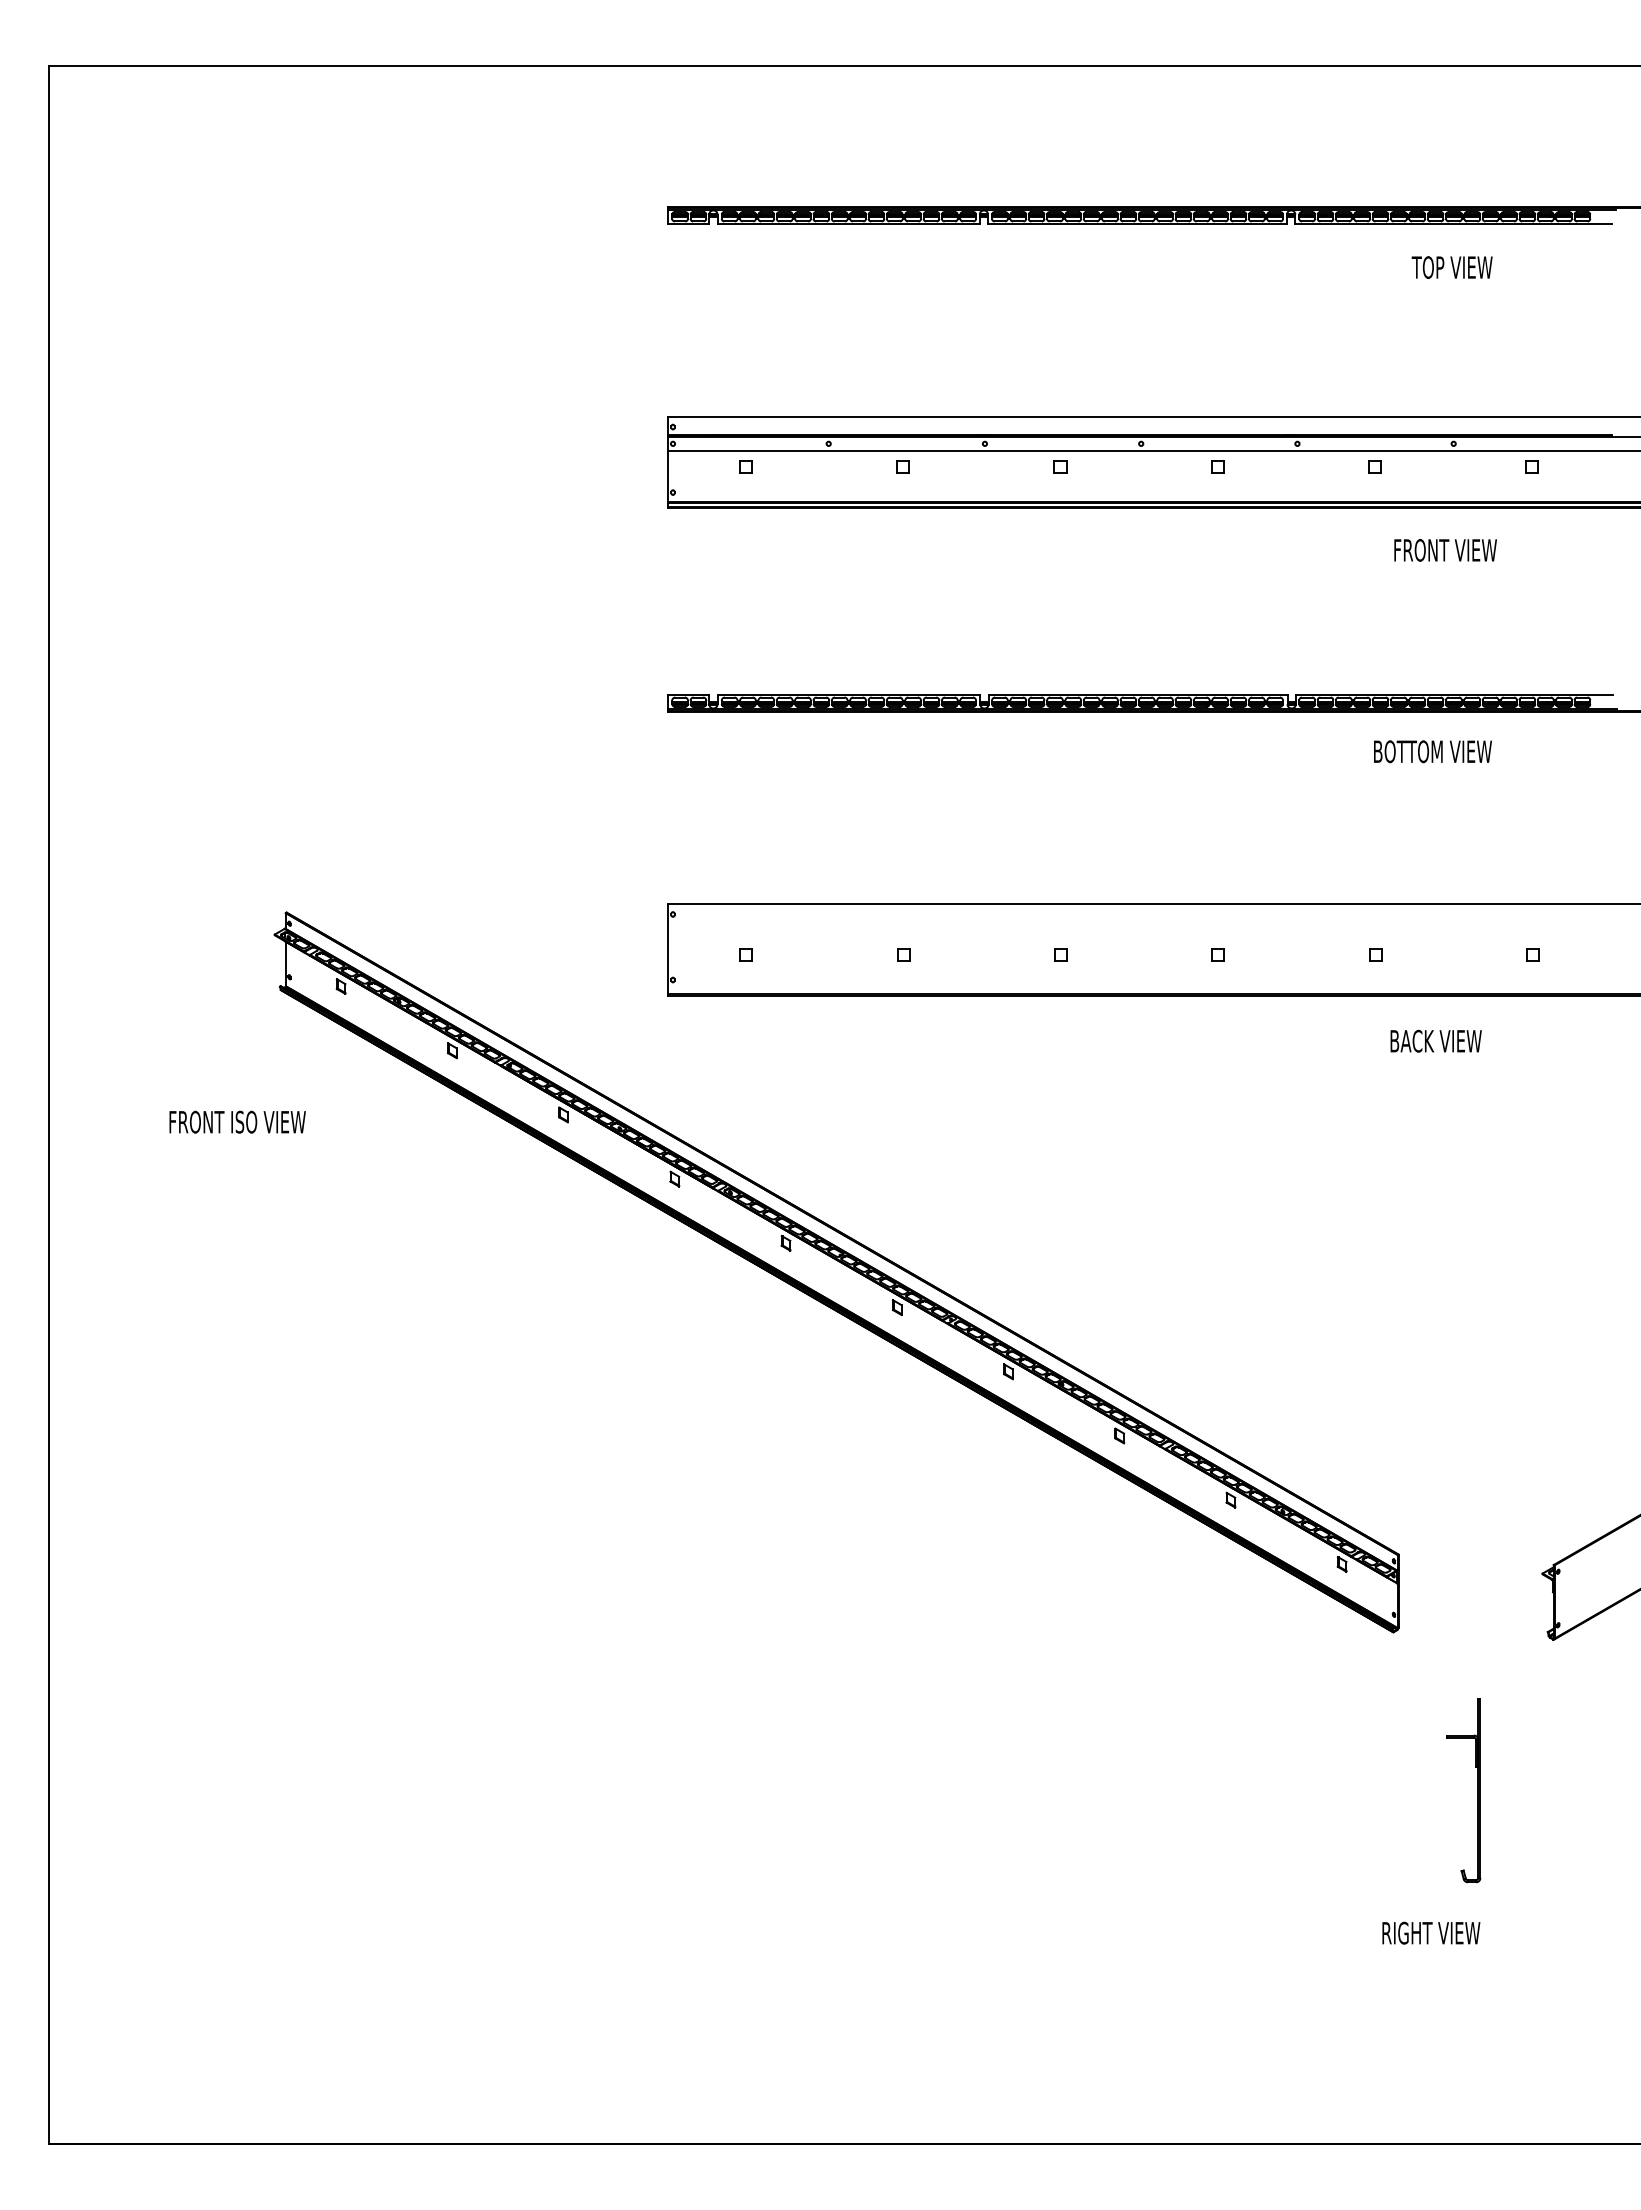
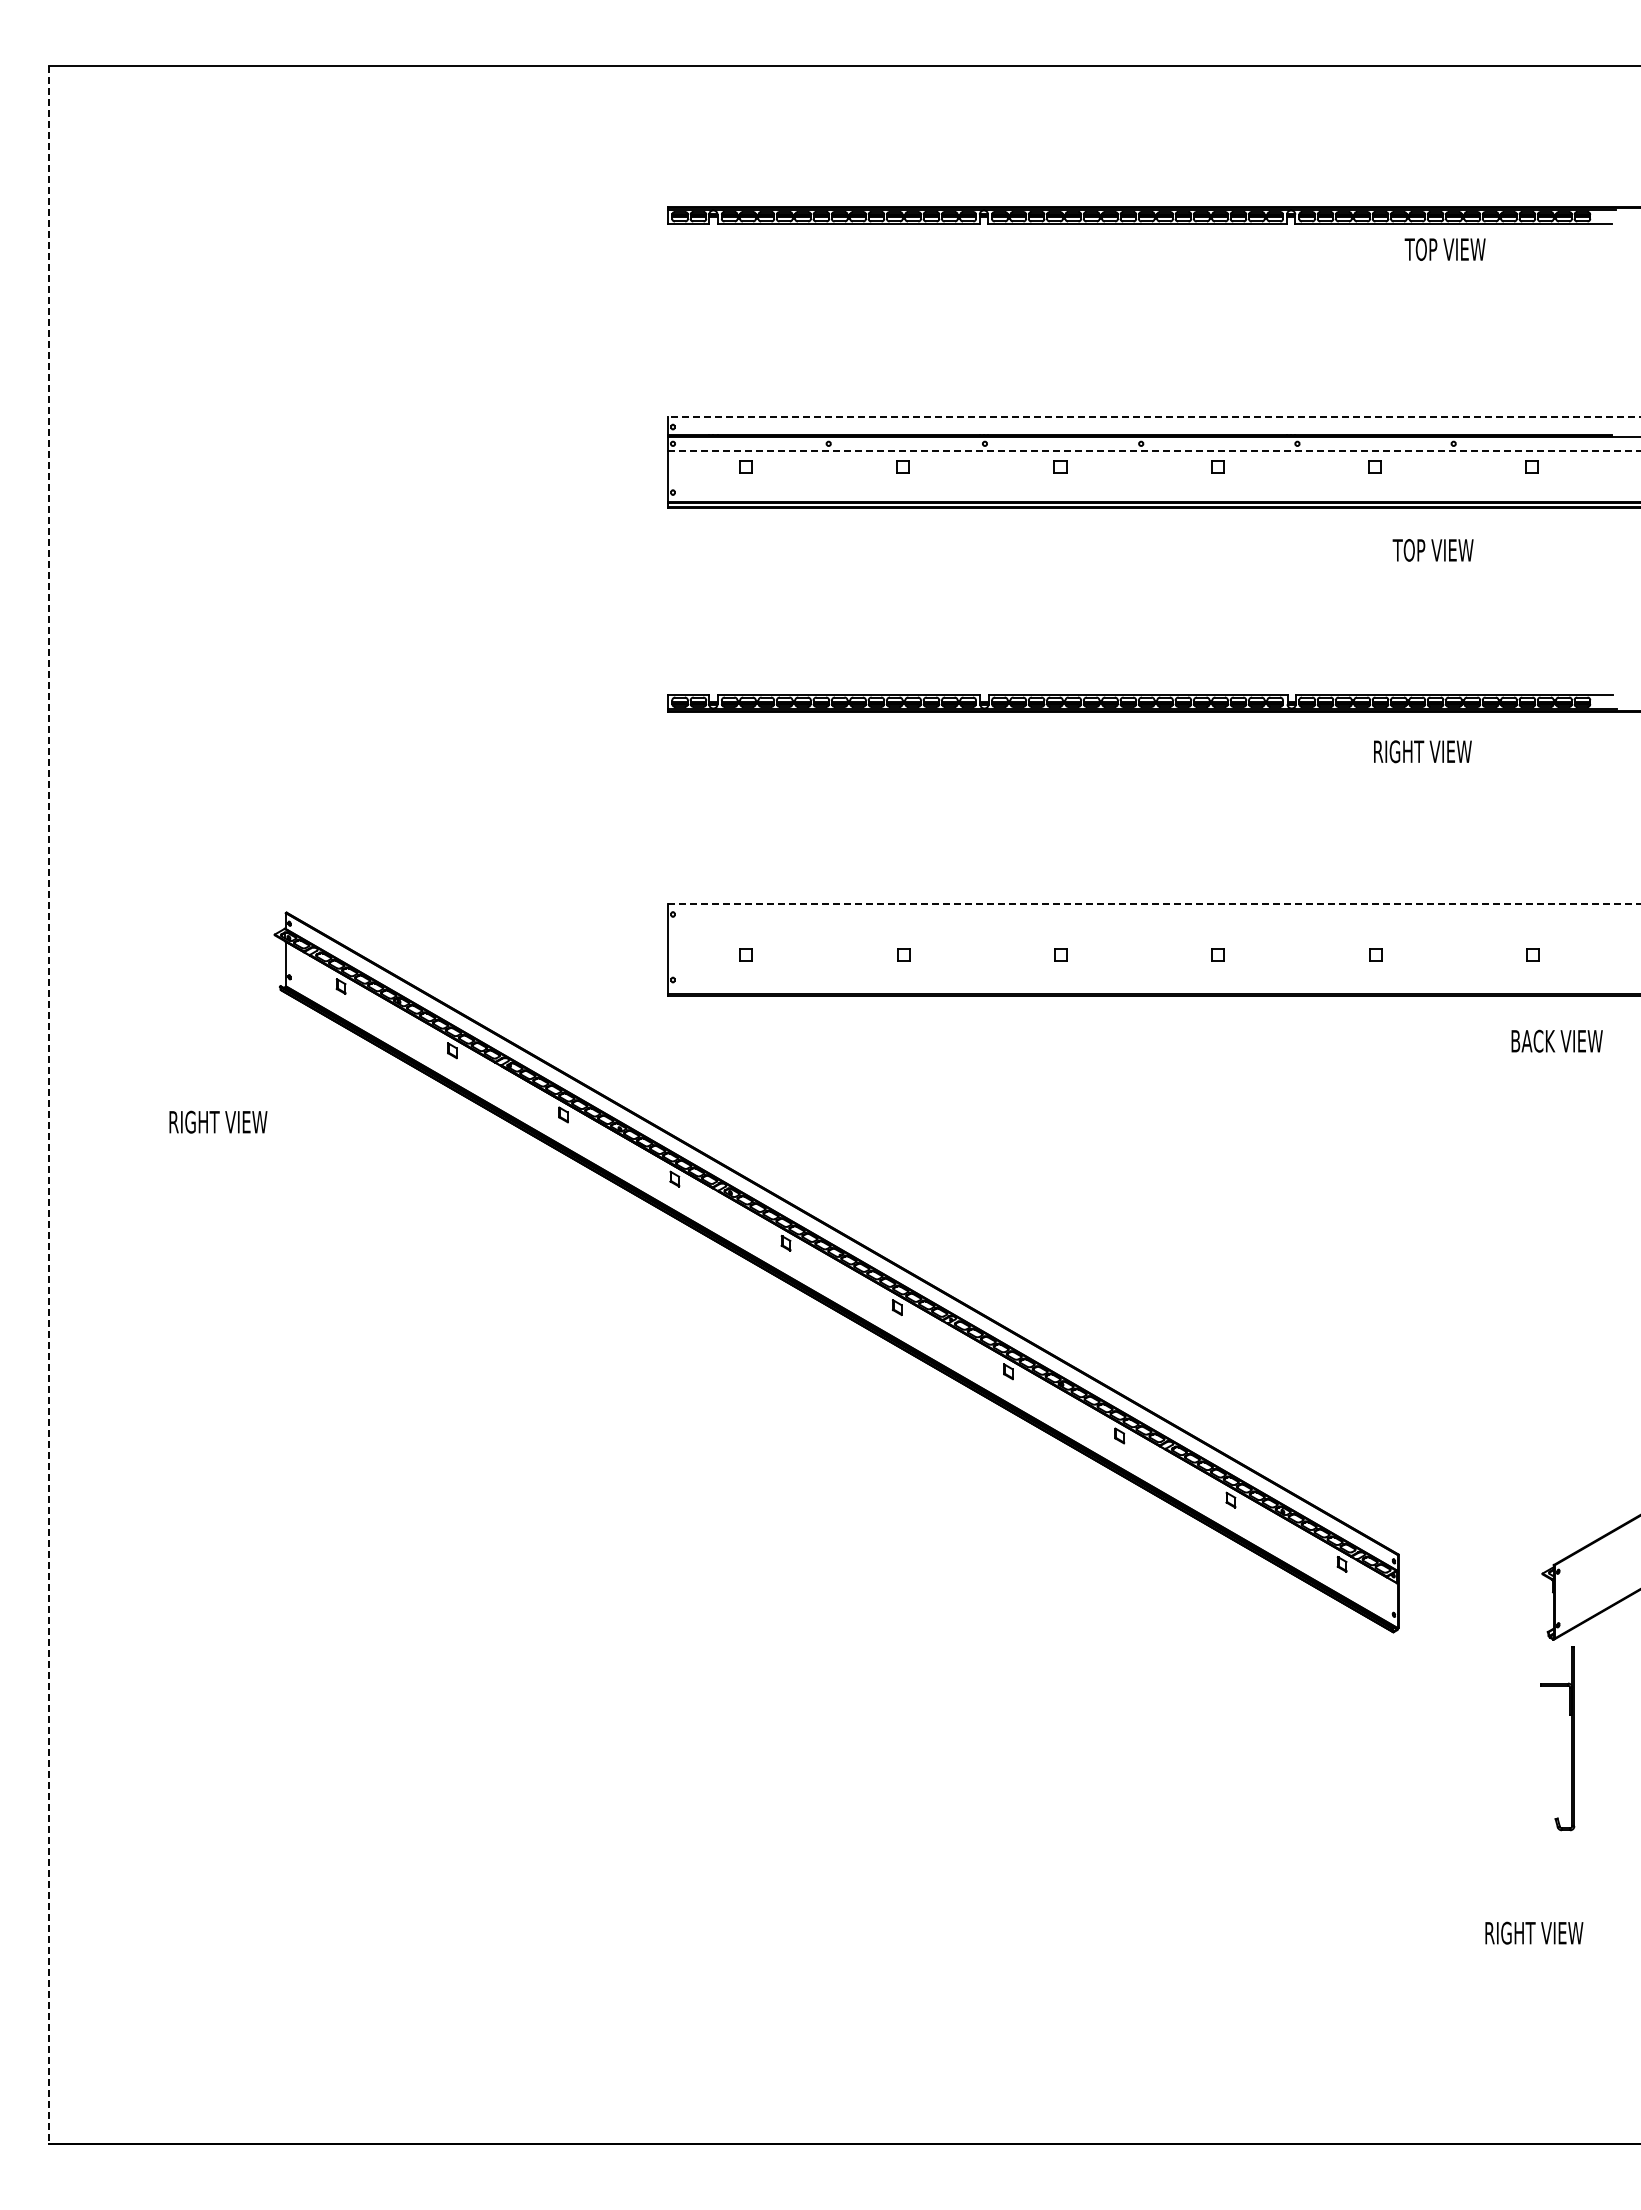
text position: (1451, 267) -> (1444, 249) (1444, 249)
line: solid -> dashed (1153, 416)
line: solid -> dashed (1154, 450)
text: FRONT VIEW -> TOP VIEW (1444, 550)
text: BOTTOM VIEW -> RIGHT VIEW (1433, 751)
line: solid -> dashed (1154, 904)
text position: (1435, 1040) -> (1556, 1040) (1556, 1040)
line: solid -> dashed (49, 1104)
text: FRONT ISO VIEW -> RIGHT VIEW (238, 1121)
part position: (1477, 1790) -> (1571, 1738) (1571, 1738)
text position: (1431, 1932) -> (1534, 1932) (1534, 1932)
